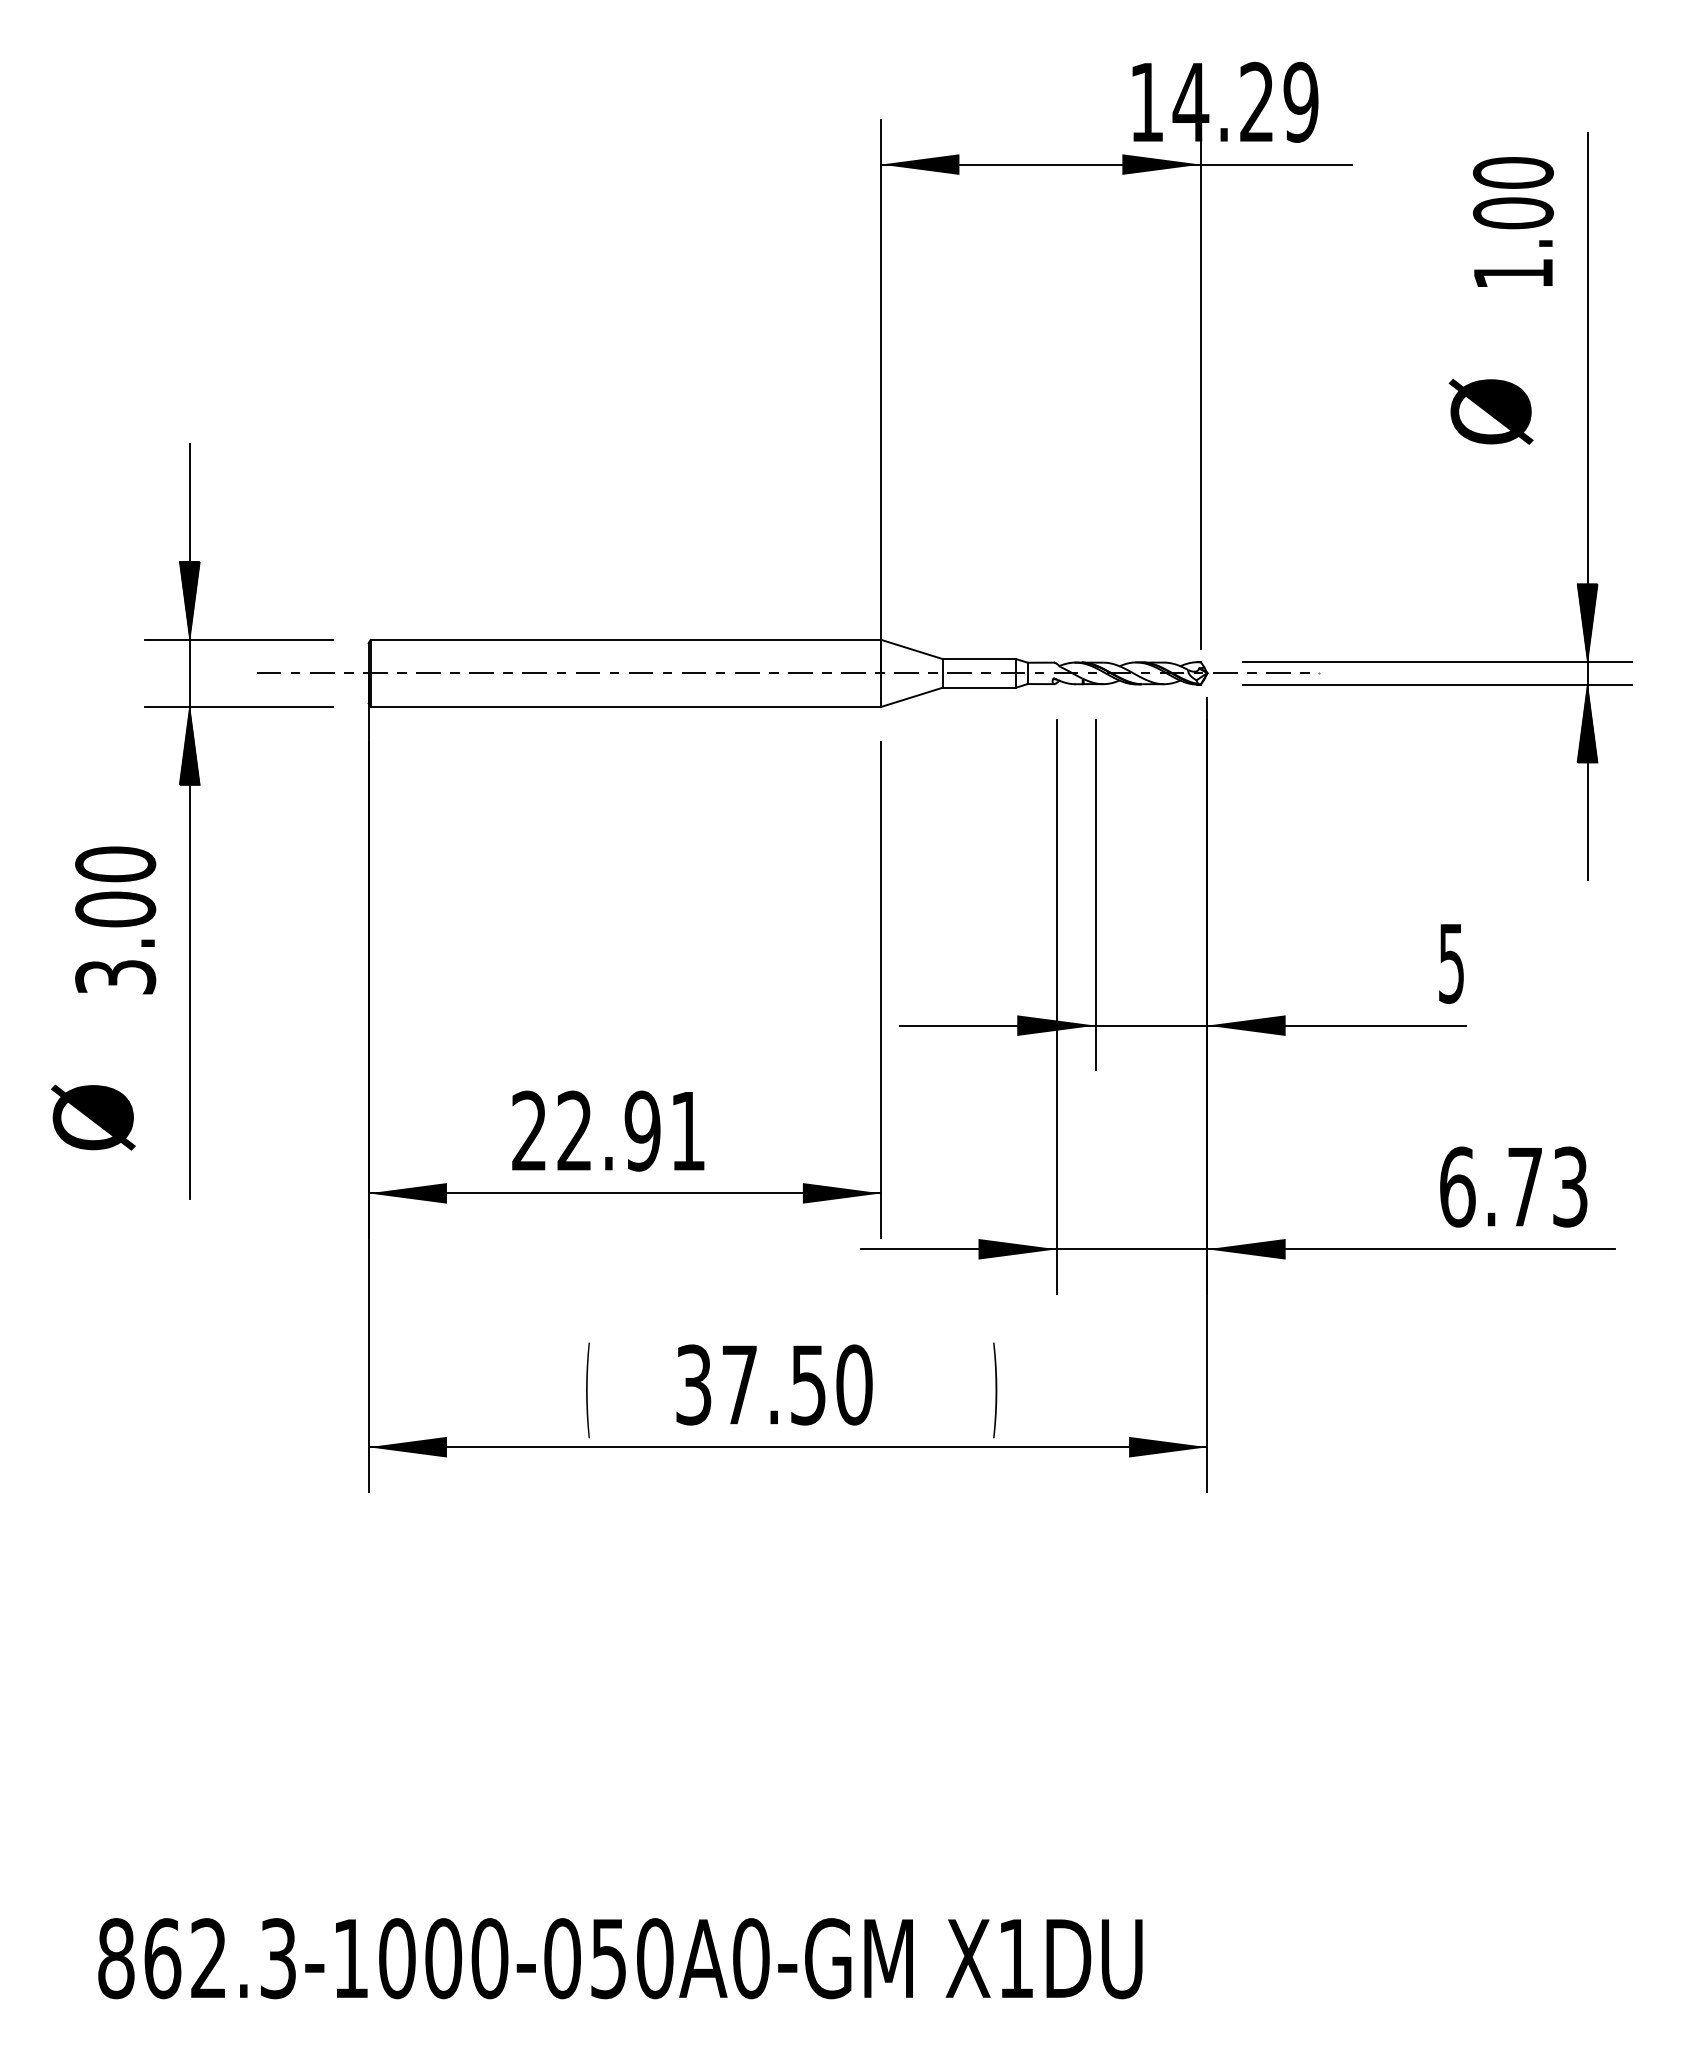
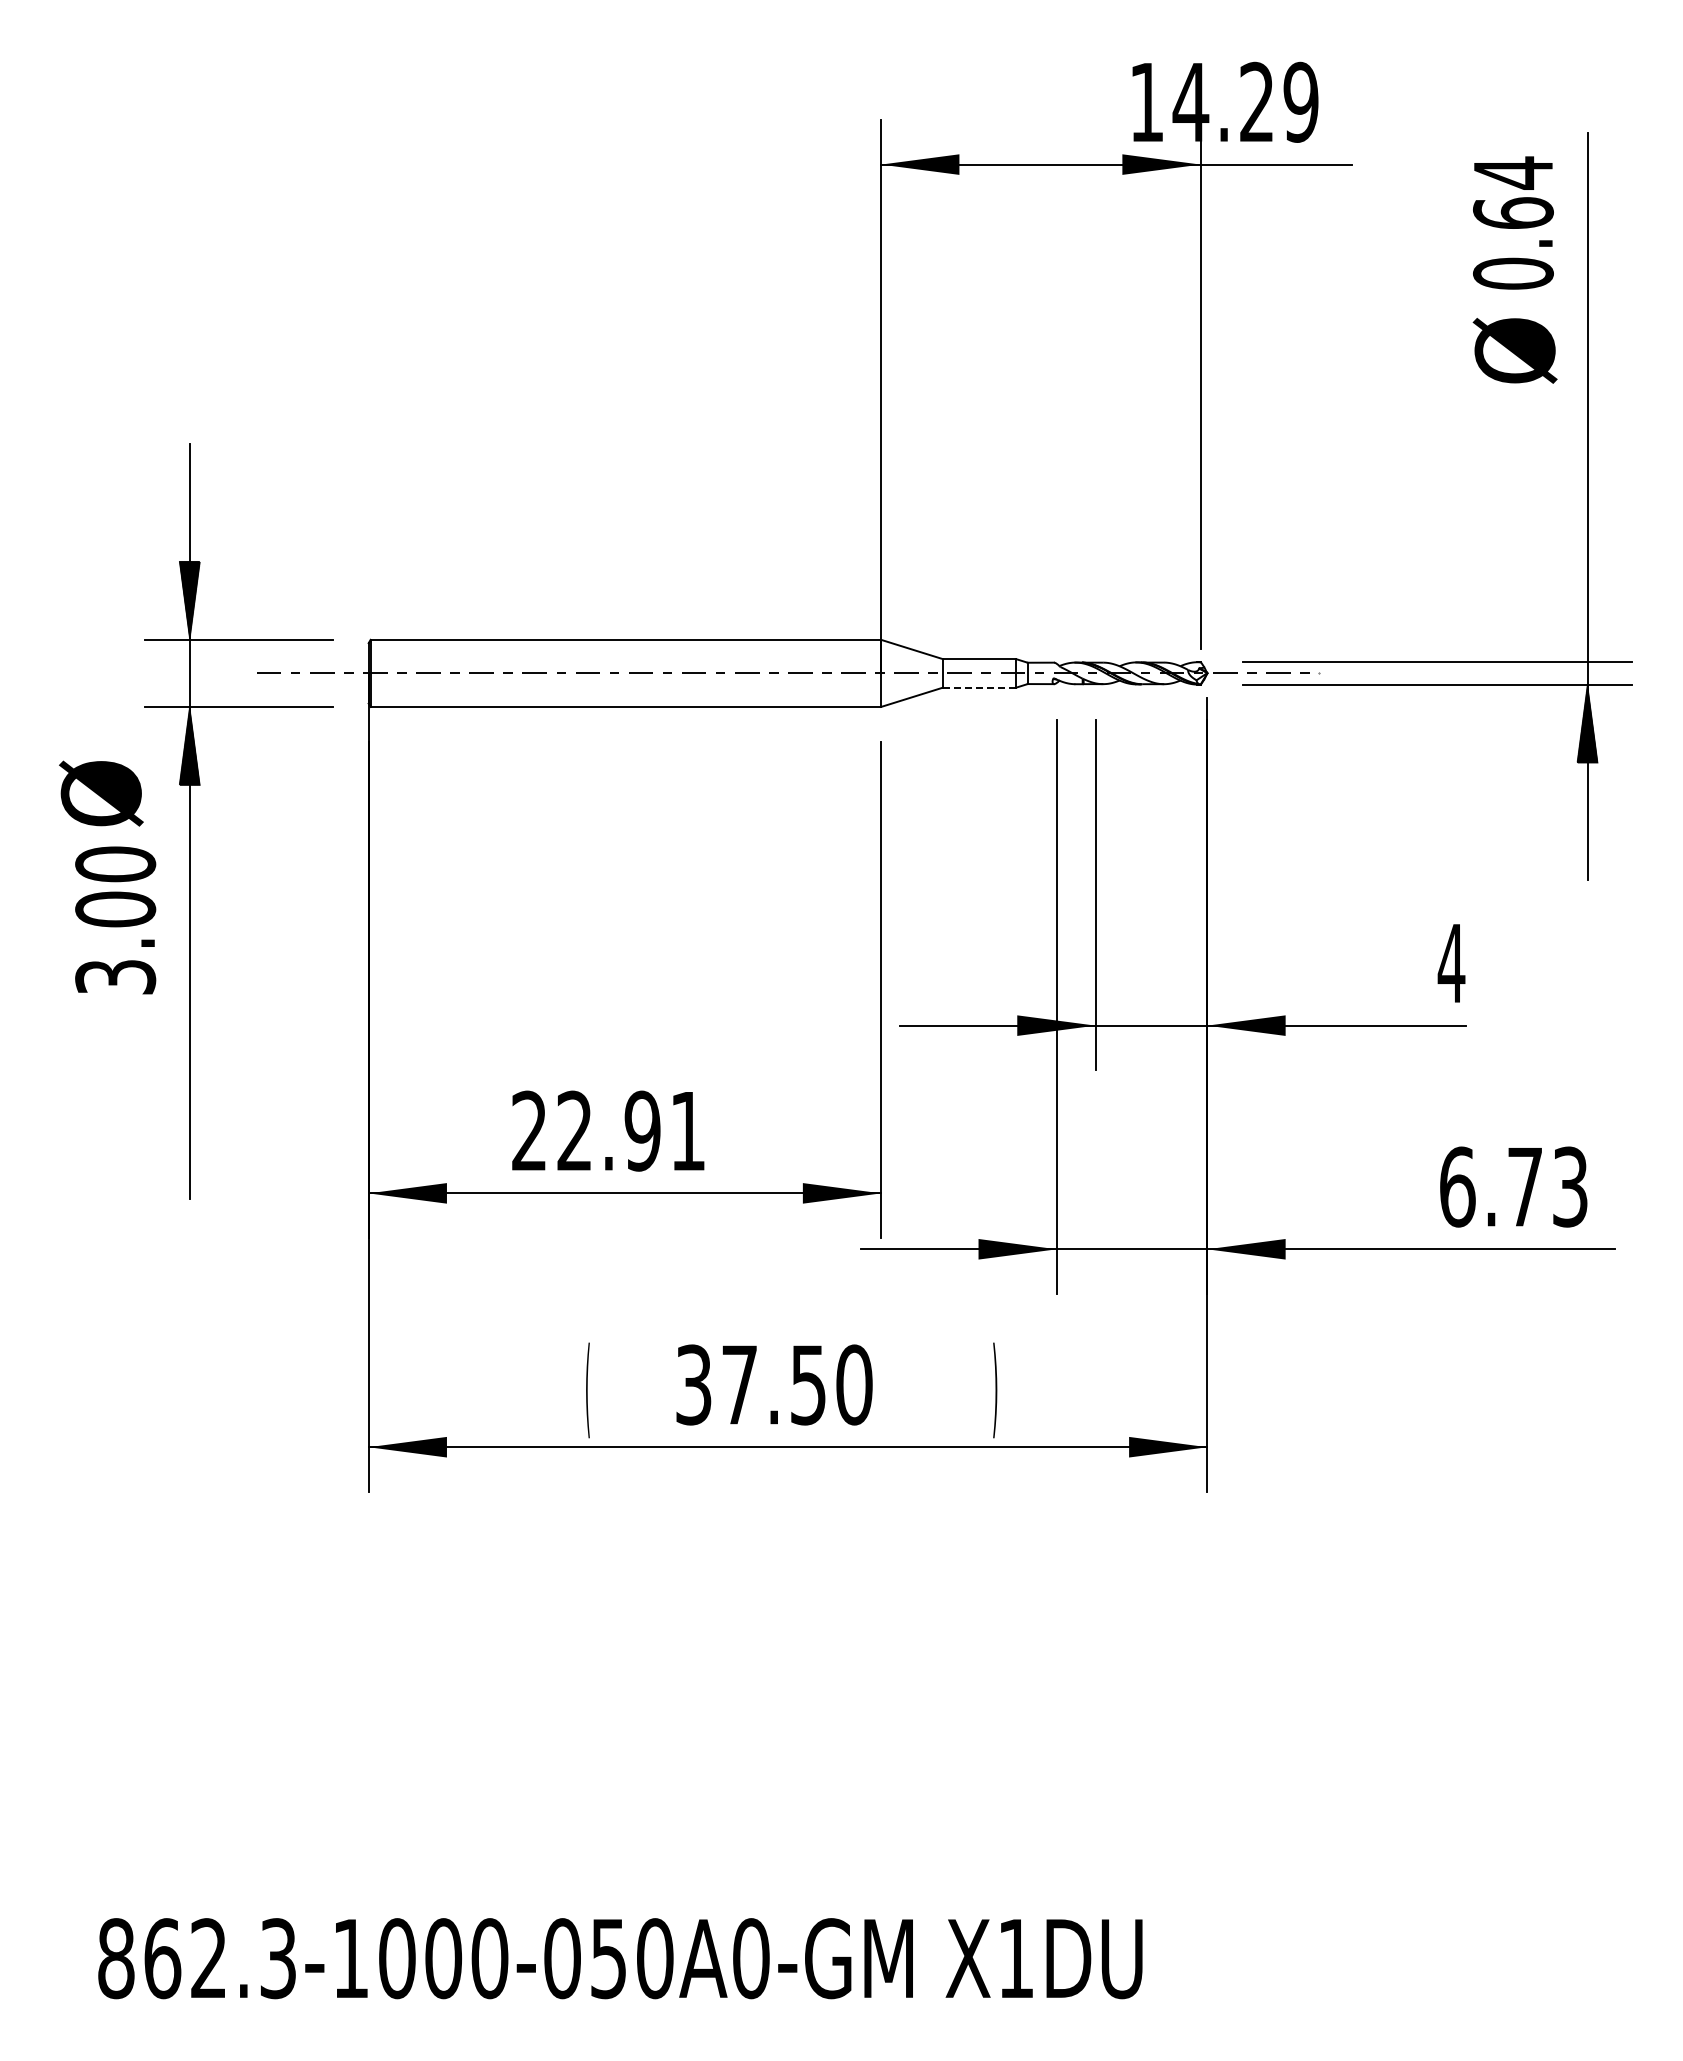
text: 1.00 -> 0.64 (1513, 222)
text position: (1490, 411) -> (1514, 350) (1514, 350)
hatch: present -> none (1587, 622)
line: solid -> dashed (979, 687)
text: 5 -> 4 (1451, 963)
text position: (93, 1117) -> (101, 793) (101, 793)
